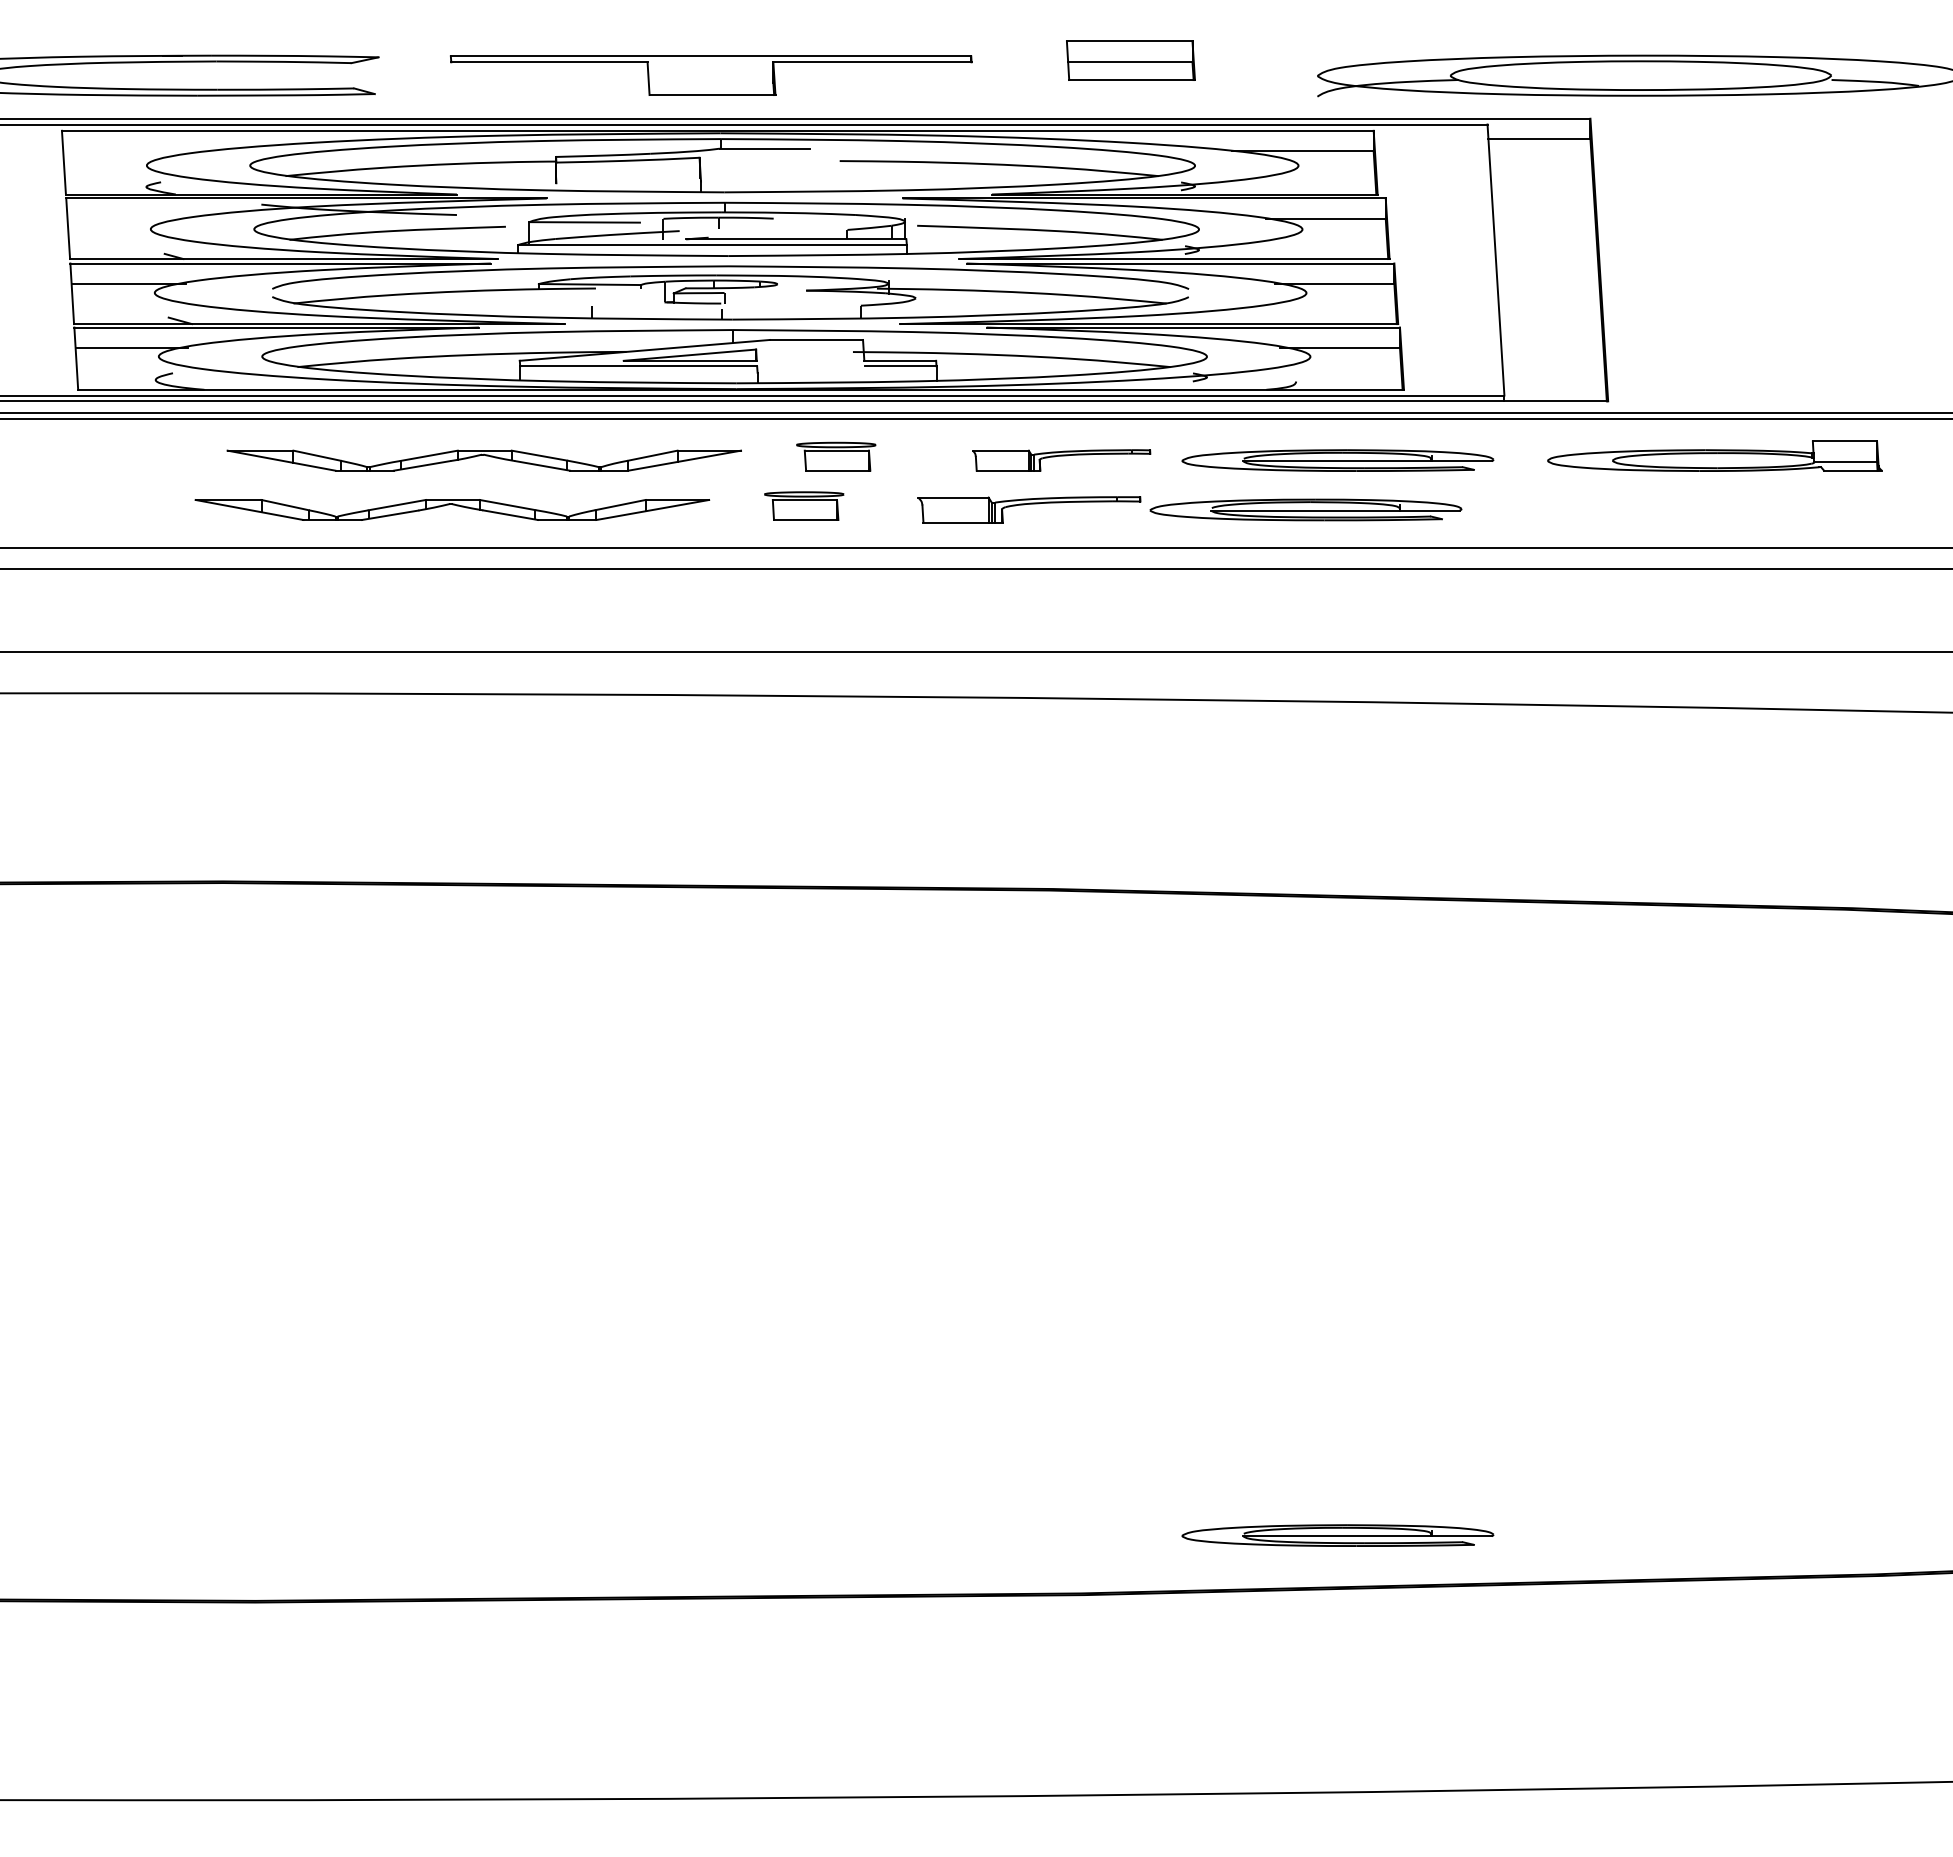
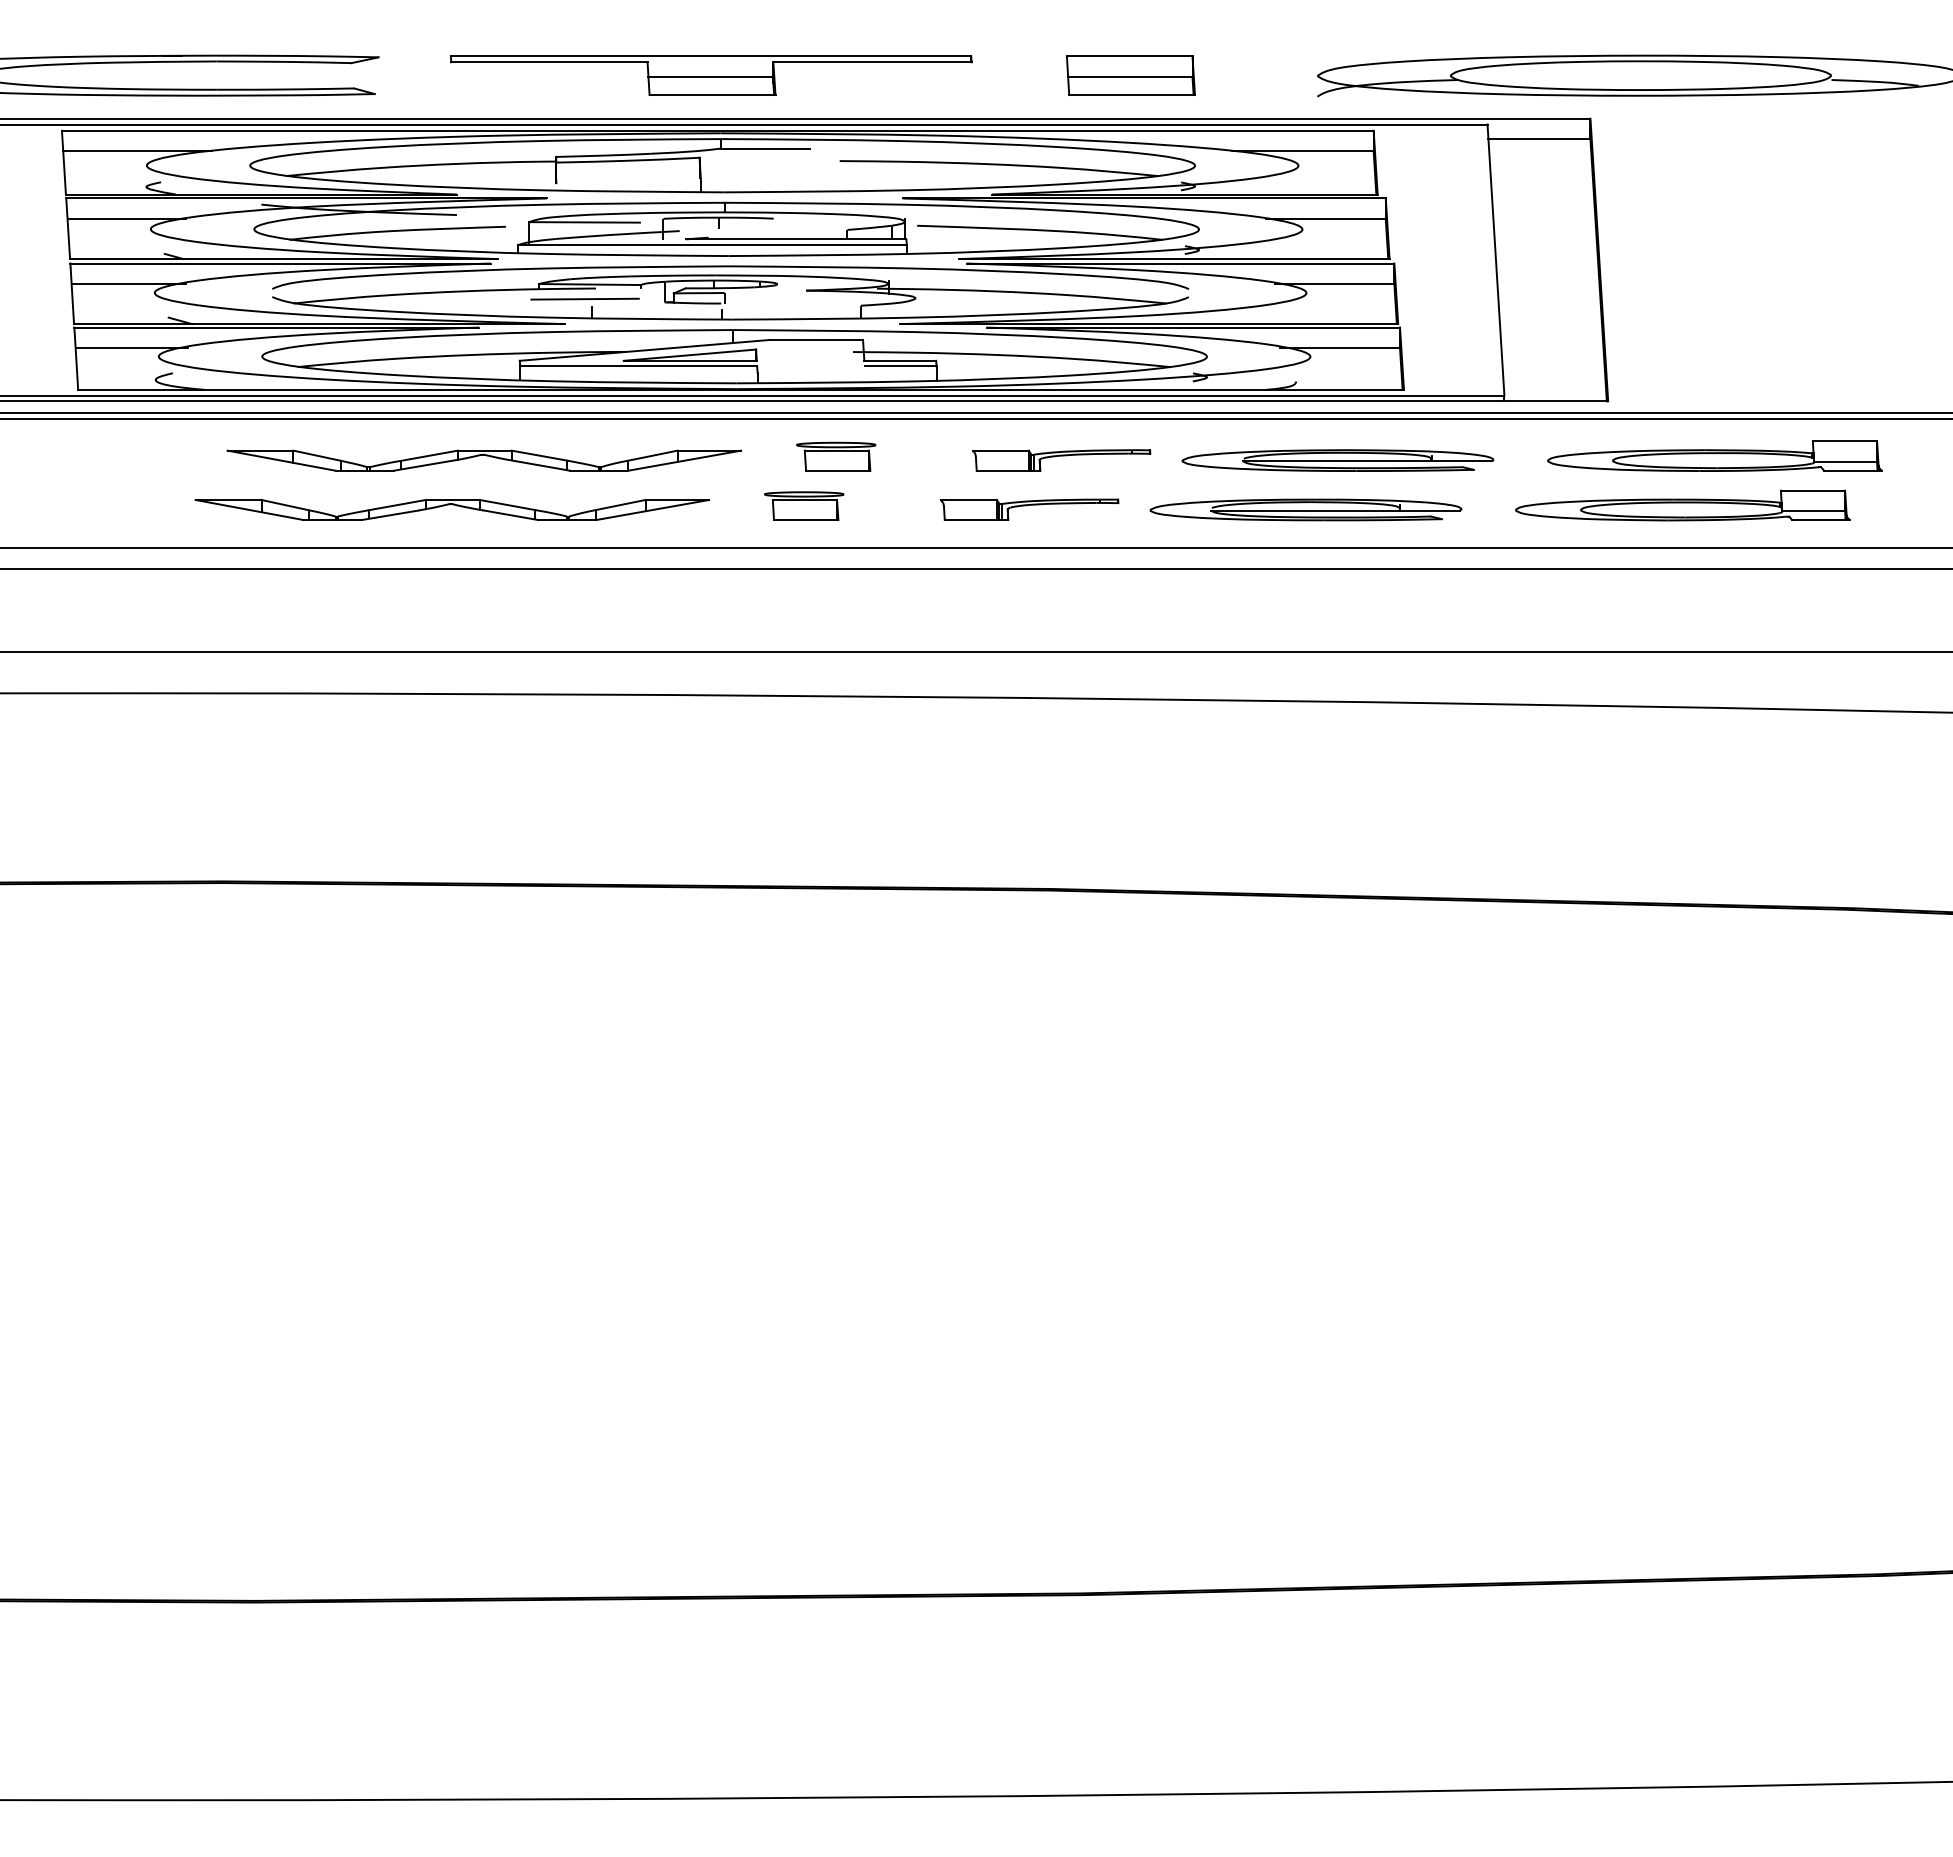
part position: (1130, 60) -> (1130, 75) (1130, 75)
line: none -> present (710, 77)
line: none -> present (137, 151)
line: none -> present (126, 219)
line: none -> present (584, 298)
part: none -> present (1682, 505)
part size: 225x28 px -> 180x23 px (1029, 509)
part: present -> none (1337, 1535)
